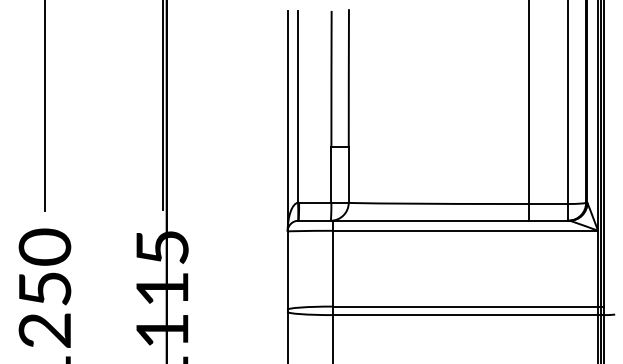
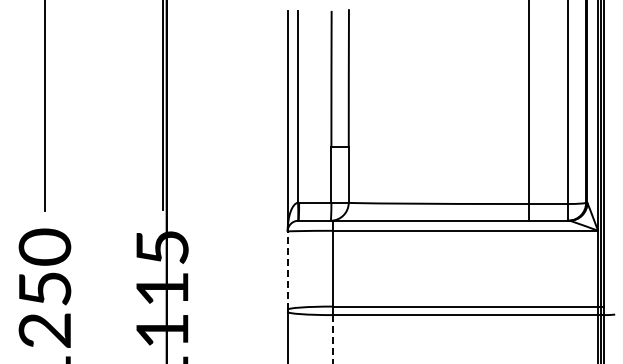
line: solid -> dashed (287, 270)
line: solid -> dashed (332, 340)
